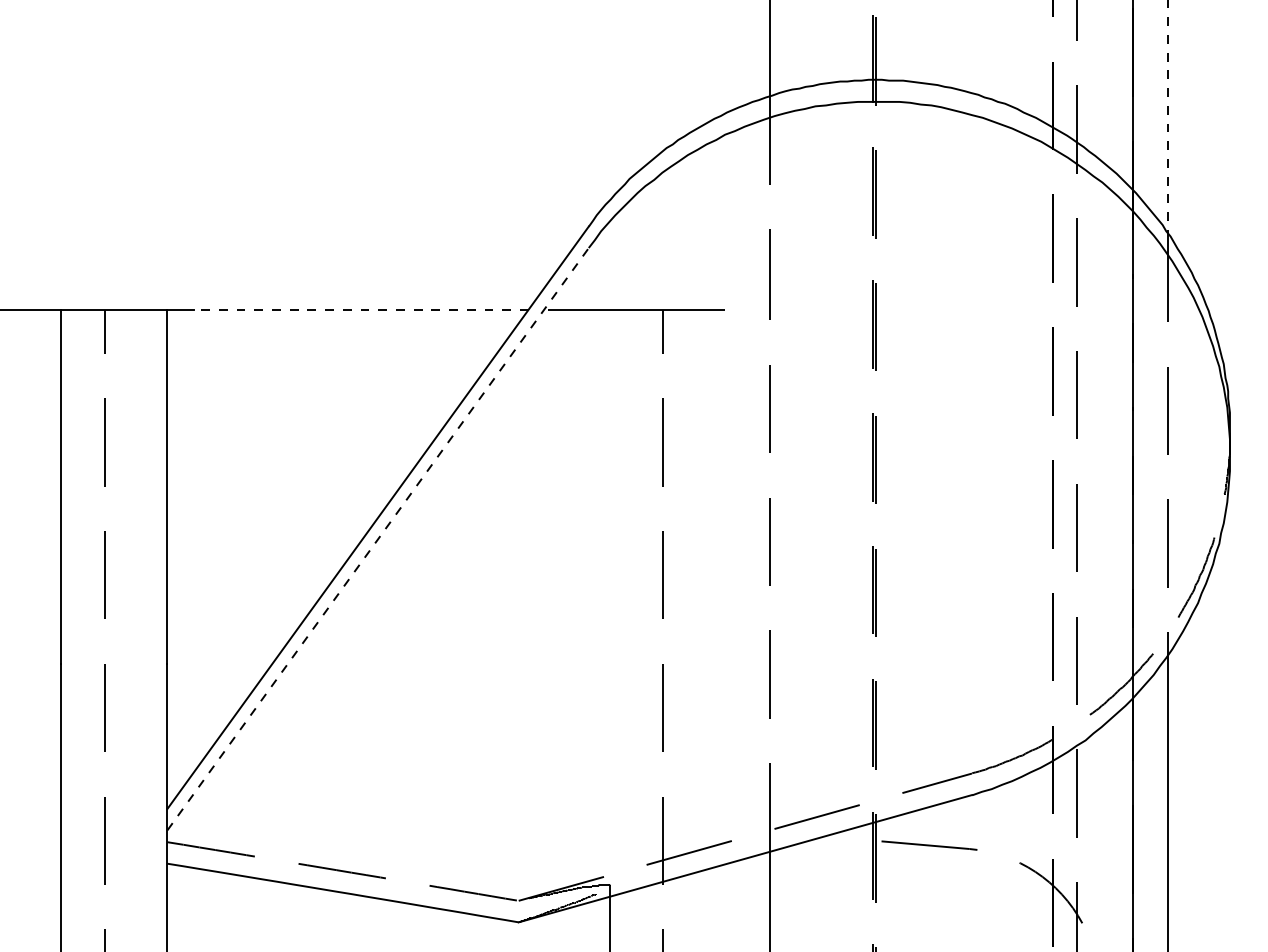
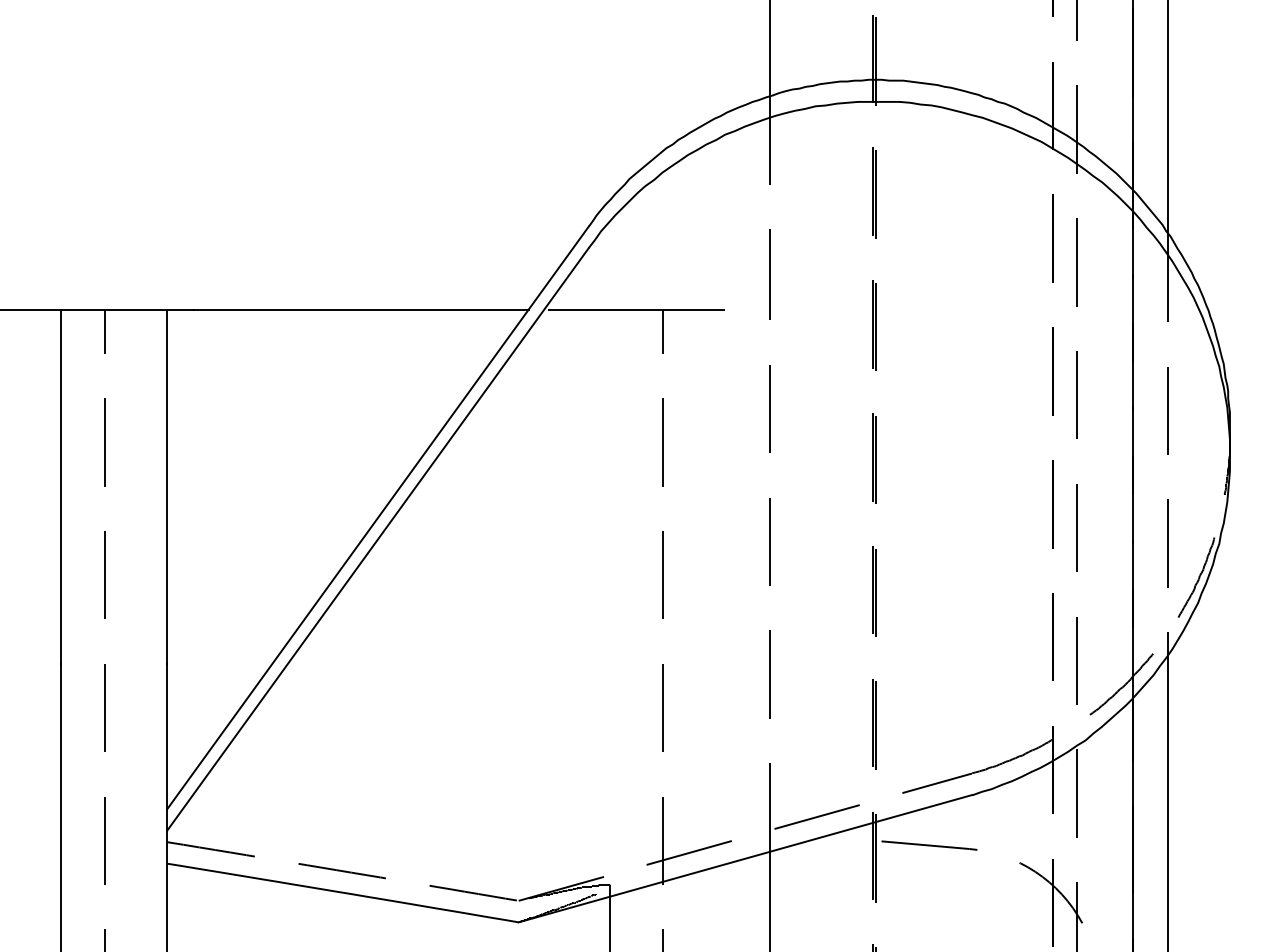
line: dashed -> solid (1168, 117)
line: dashed -> solid (360, 309)
line: dashed -> solid (378, 538)
